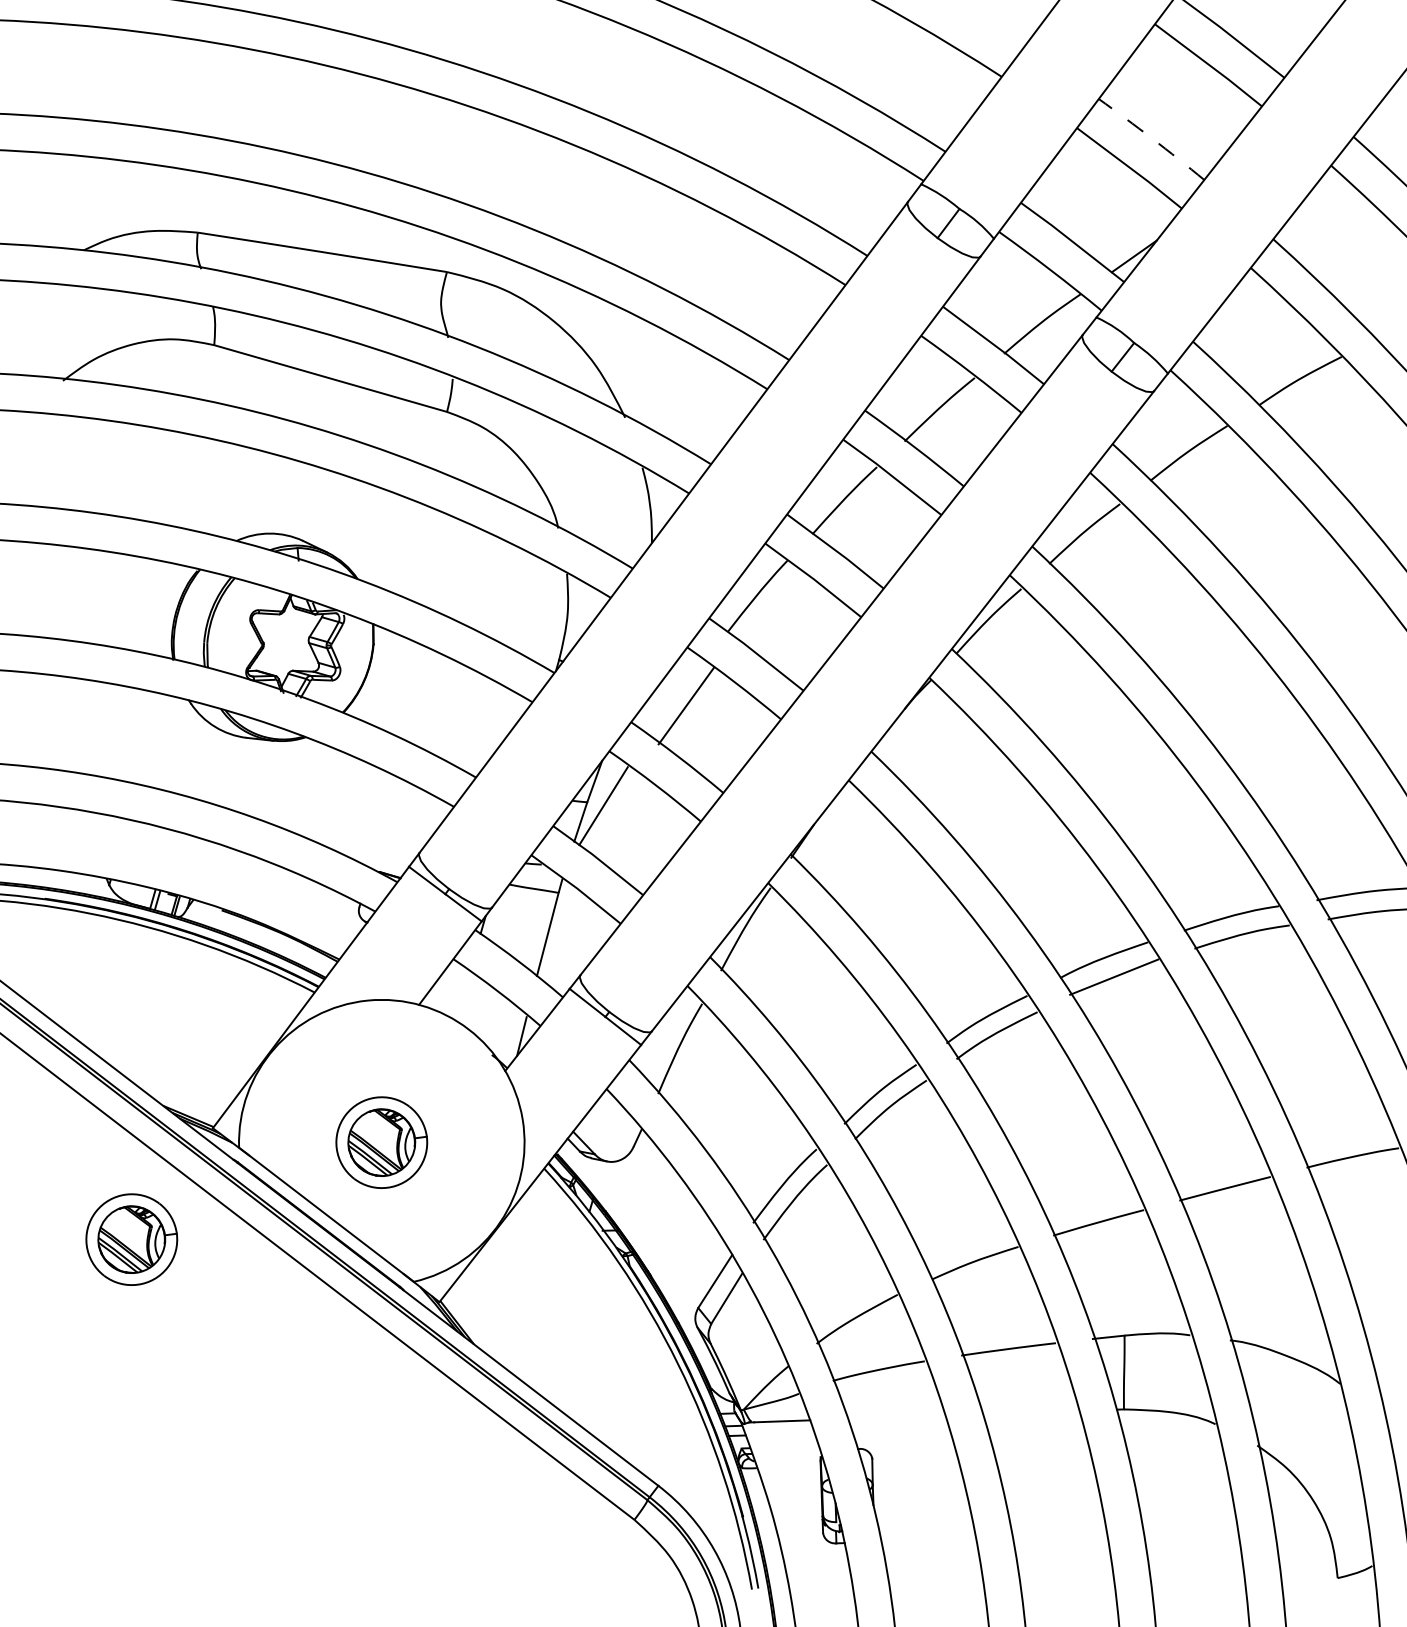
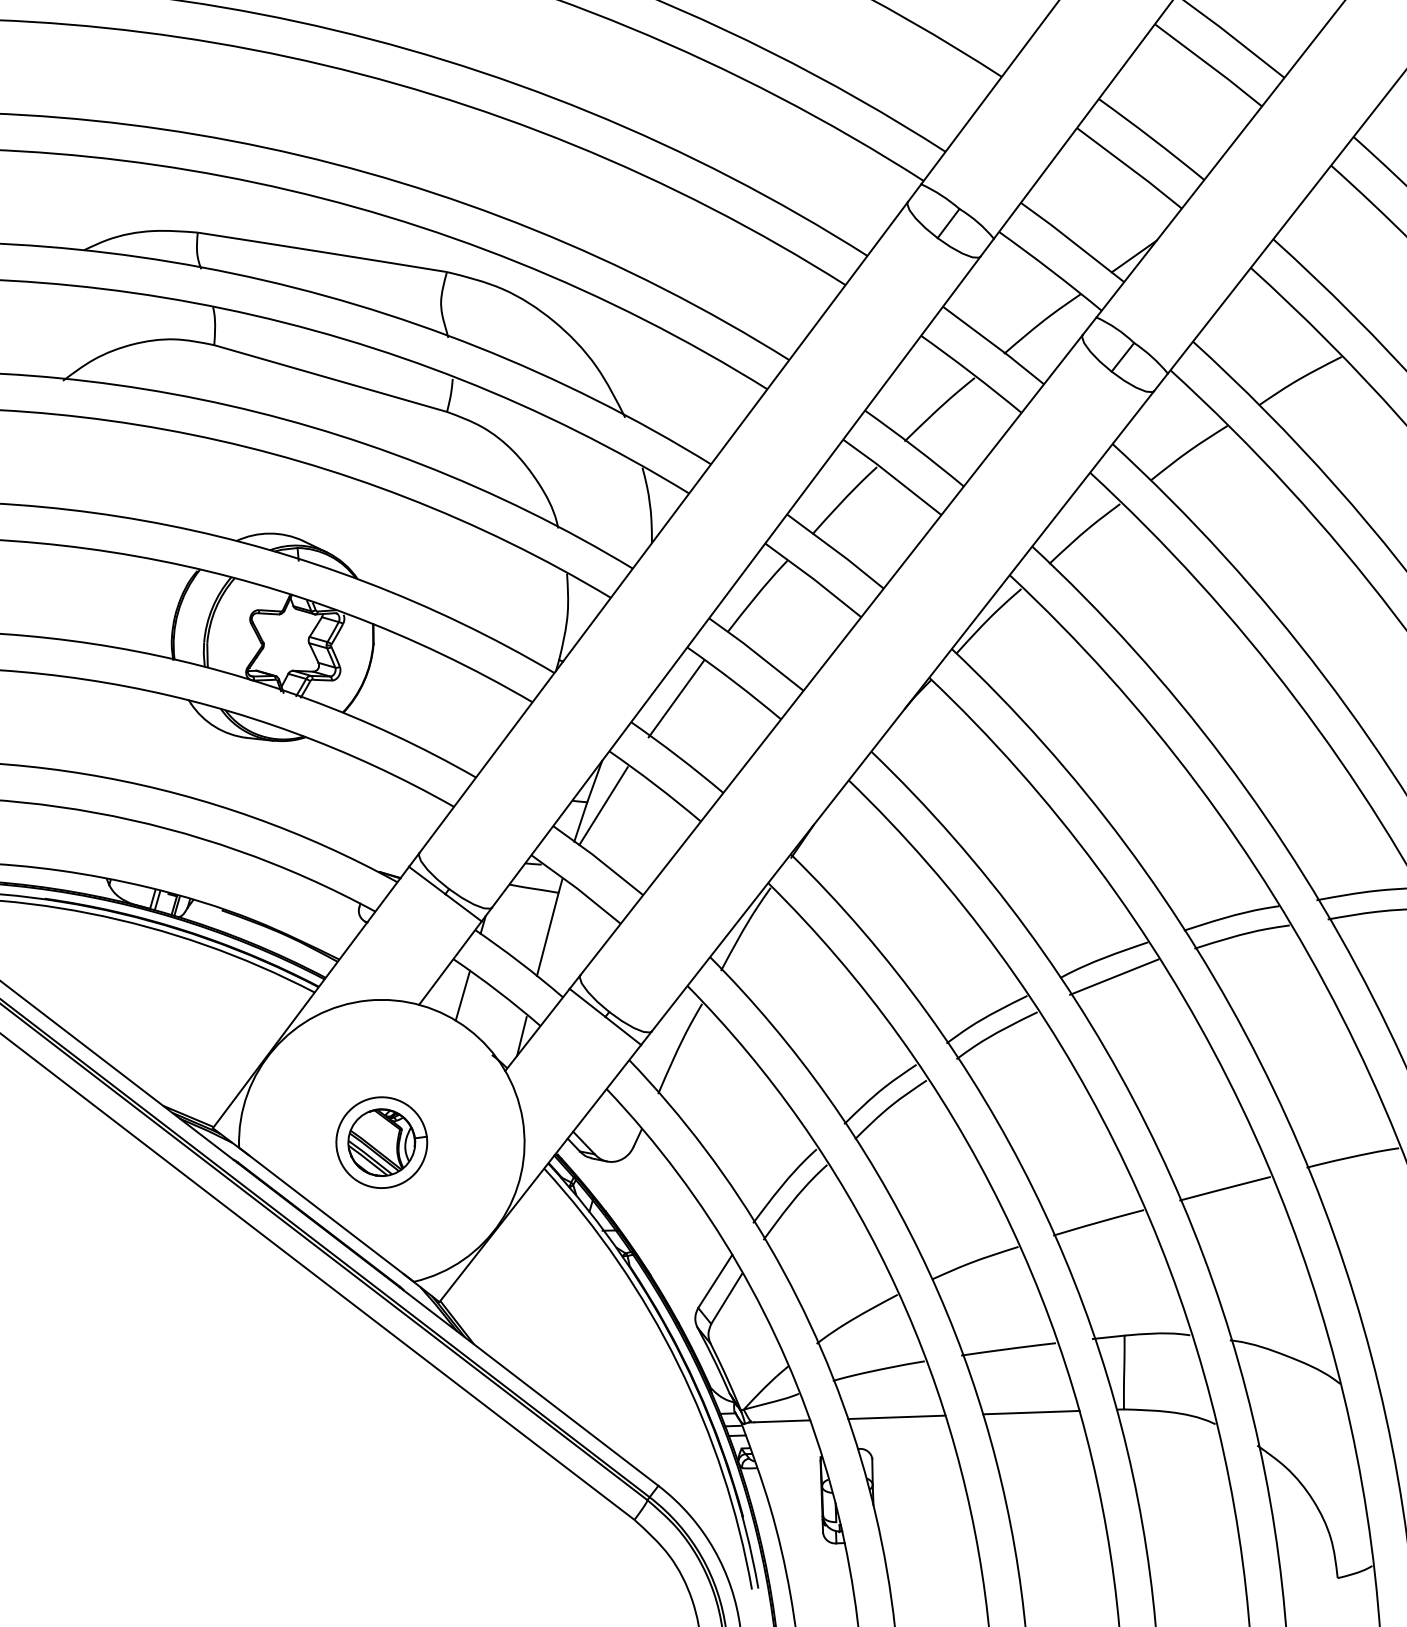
arc: dashed -> solid (1152, 138)
line position: (685, 705) -> (675, 698) (675, 698)
line: none -> present (462, 995)
part: present -> none (131, 1239)
line: none -> present (1031, 1412)
line: none -> present (896, 1417)
